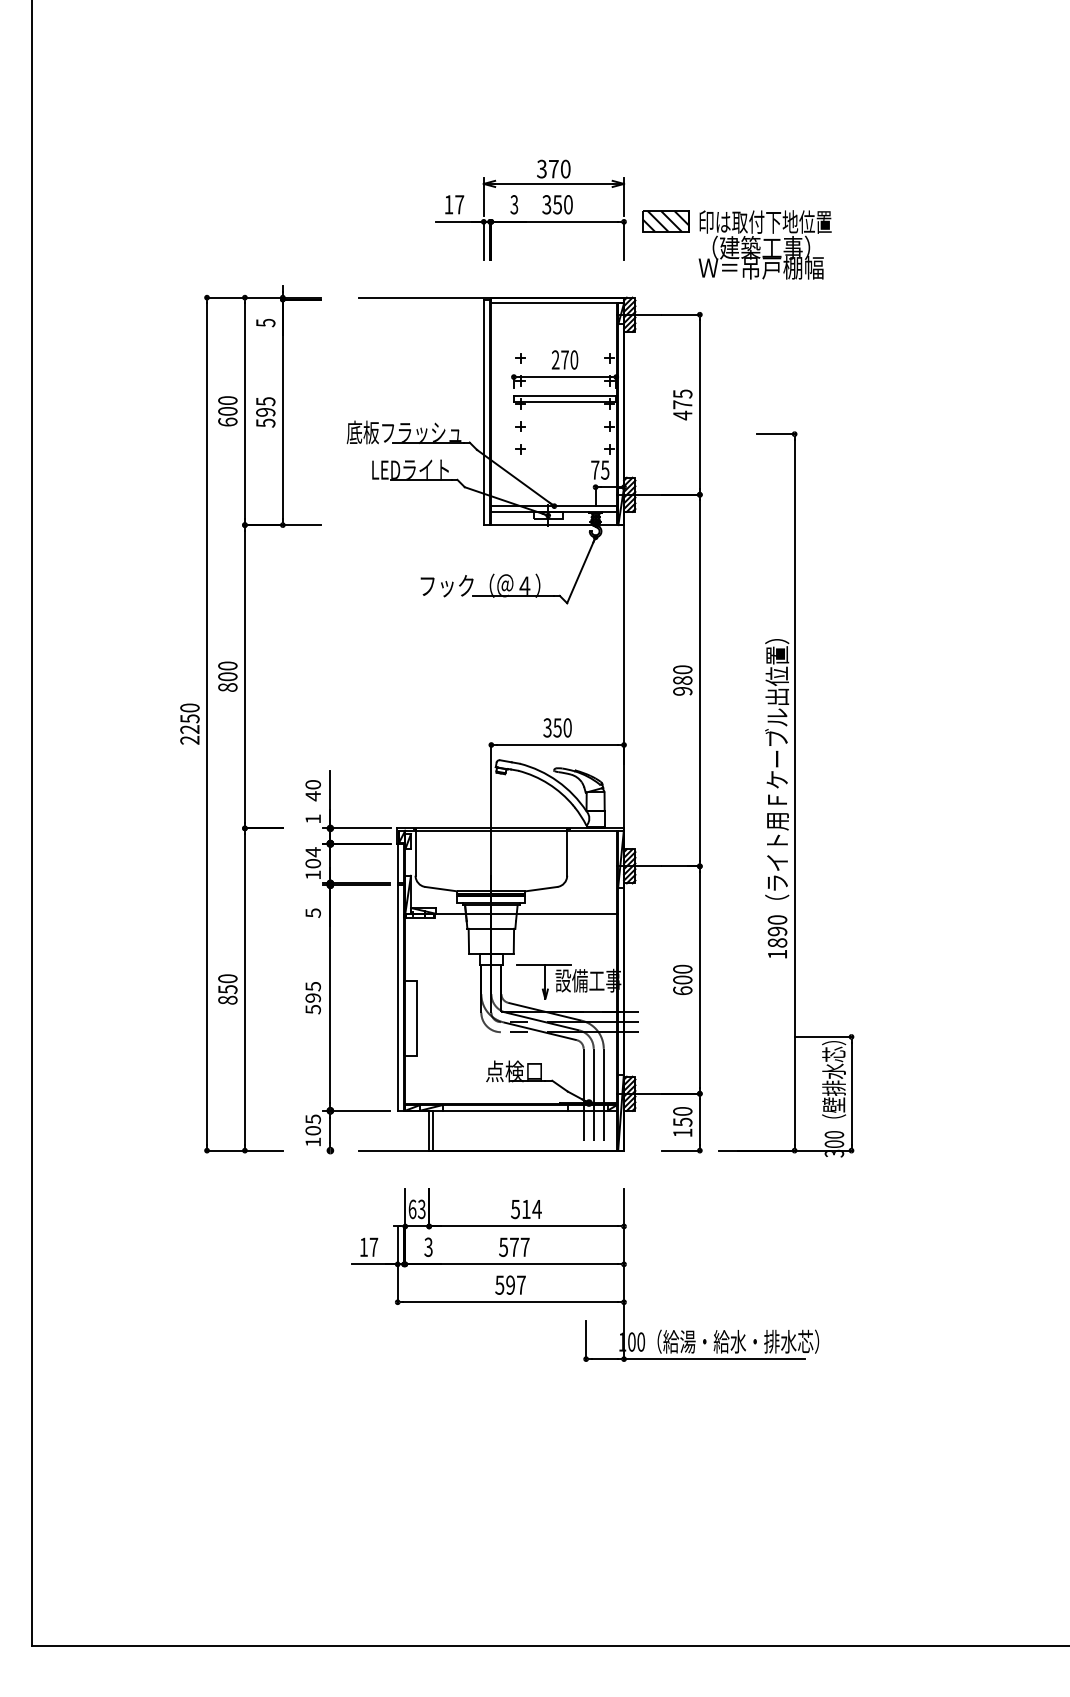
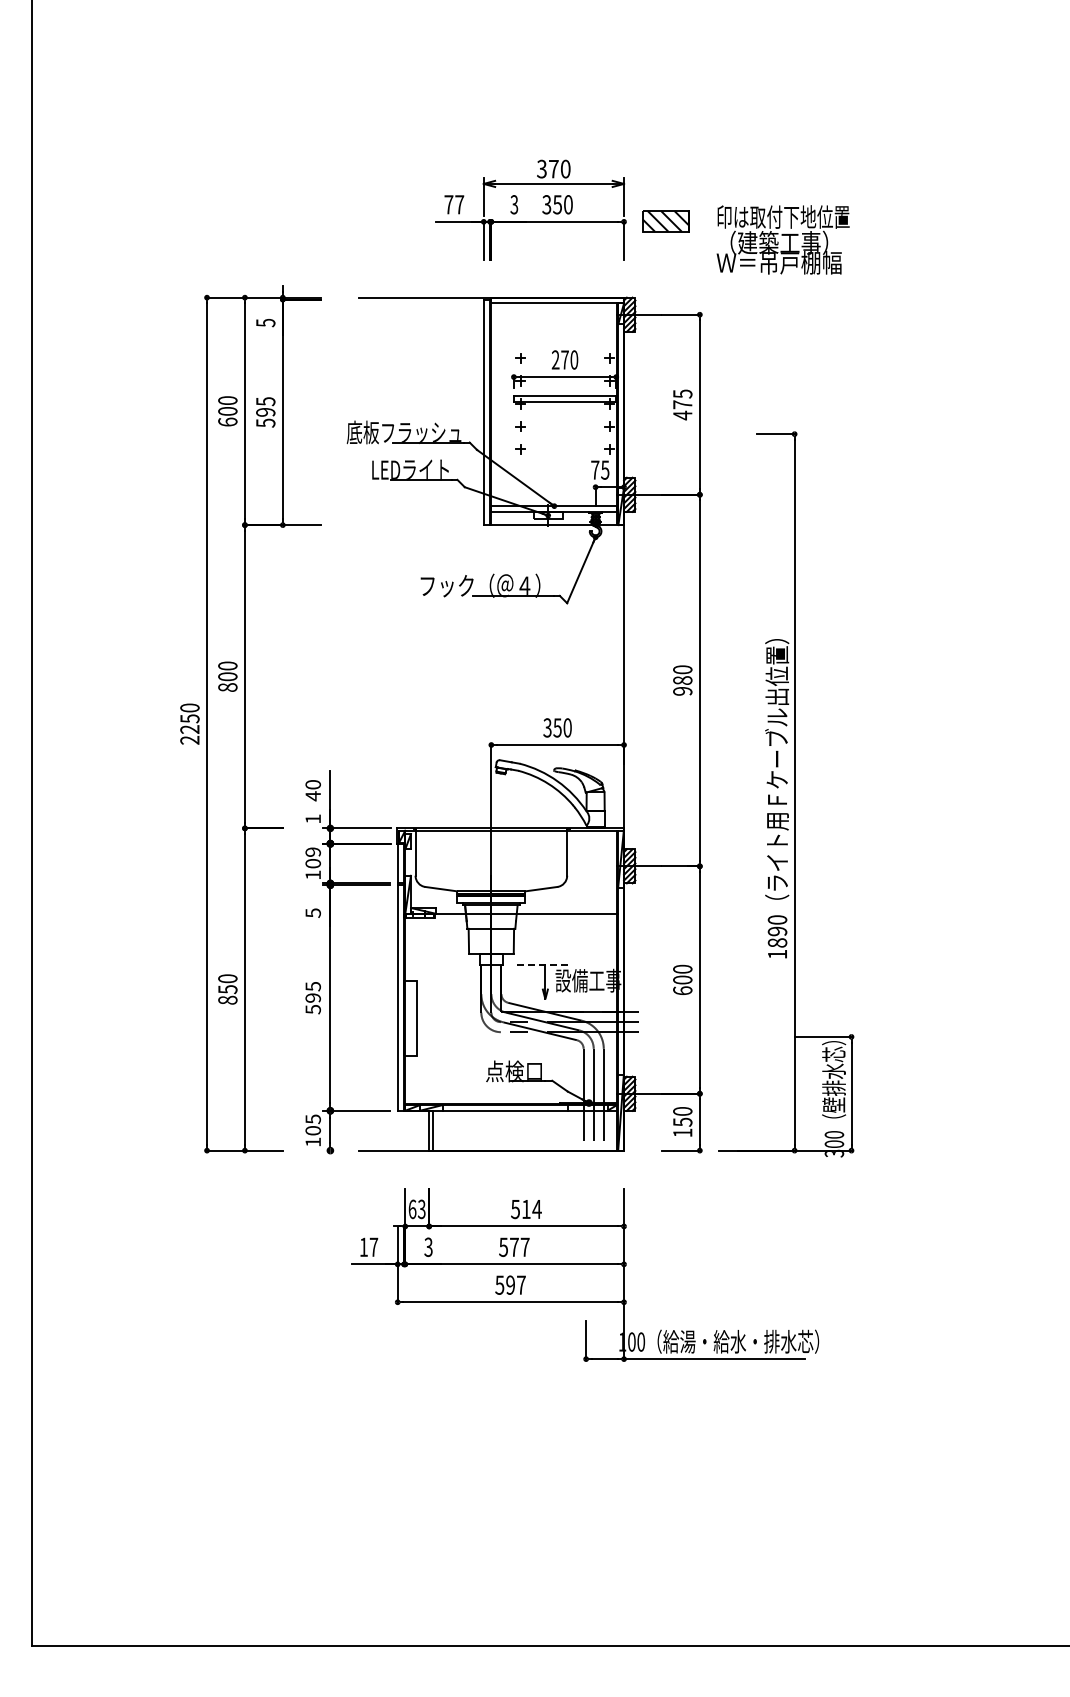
text: 17 -> 77 (448, 204)
text position: (764, 244) -> (782, 239) (782, 239)
text: 104 -> 109 (312, 852)
line: solid -> dashed (544, 965)
